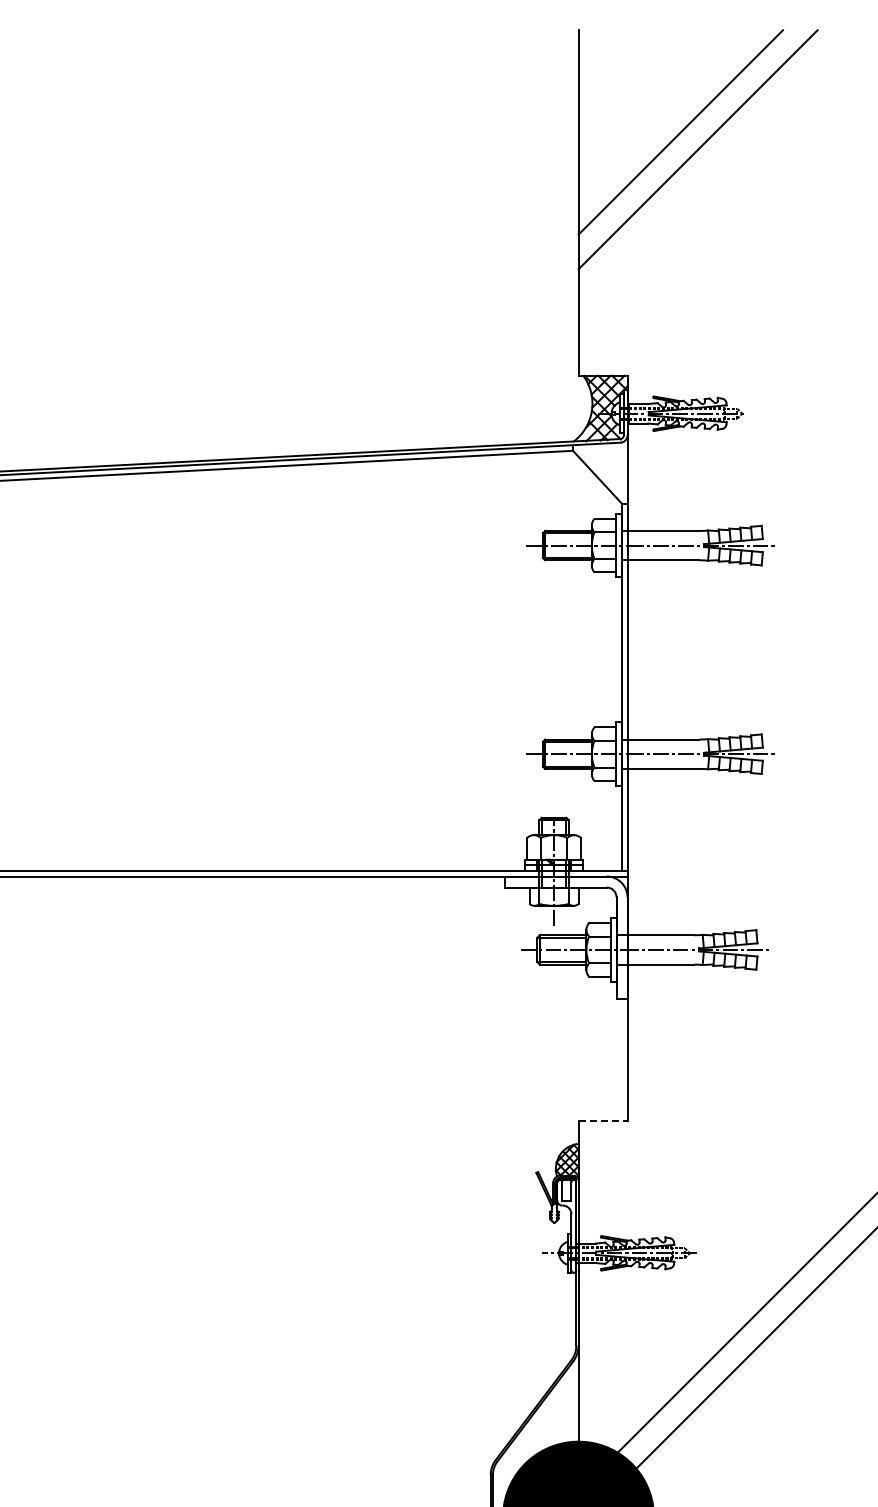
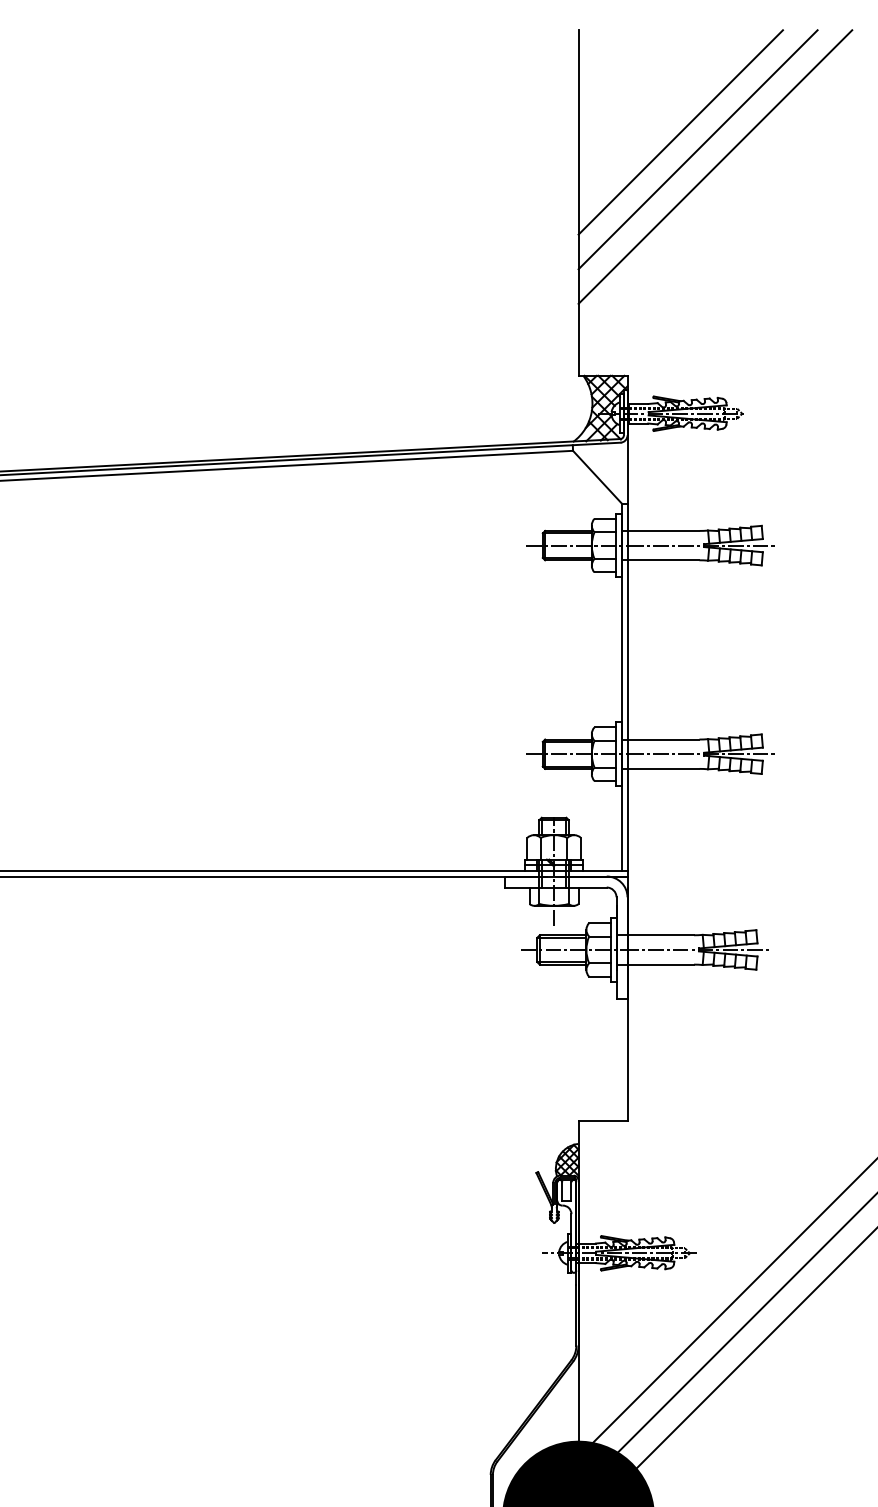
line: none -> present (715, 166)
line: dashed -> solid (603, 1121)
line: none -> present (726, 1309)
